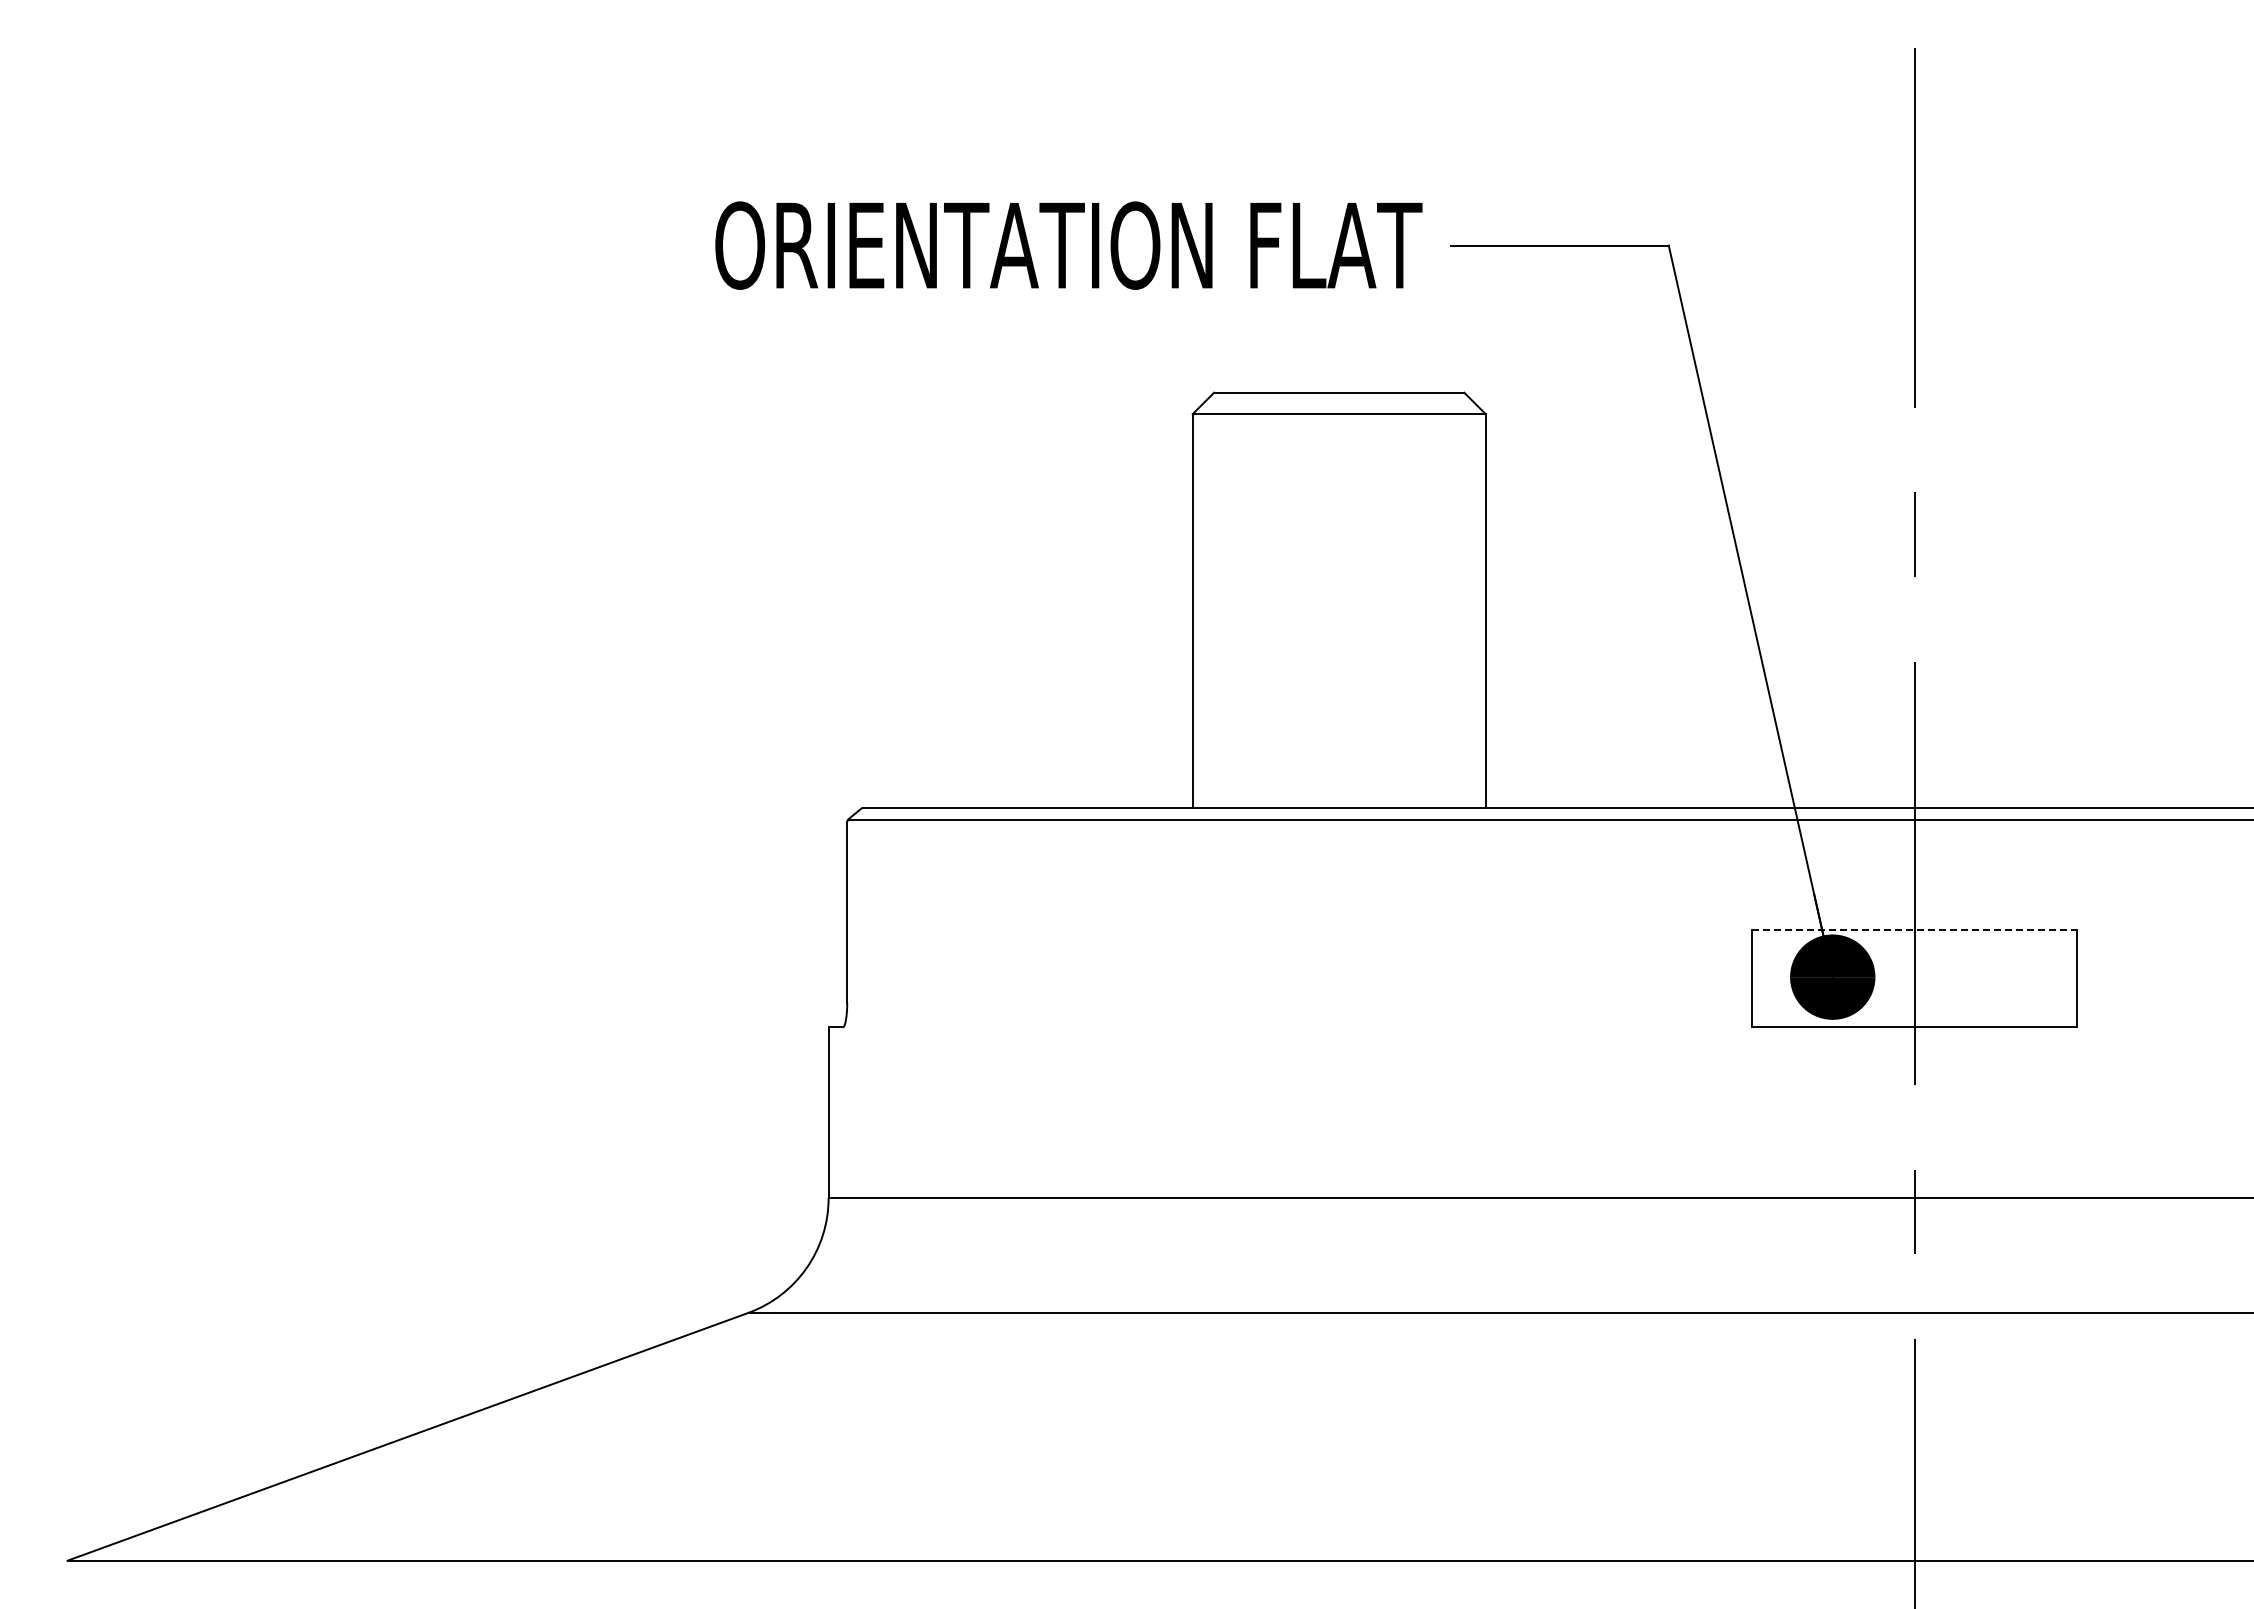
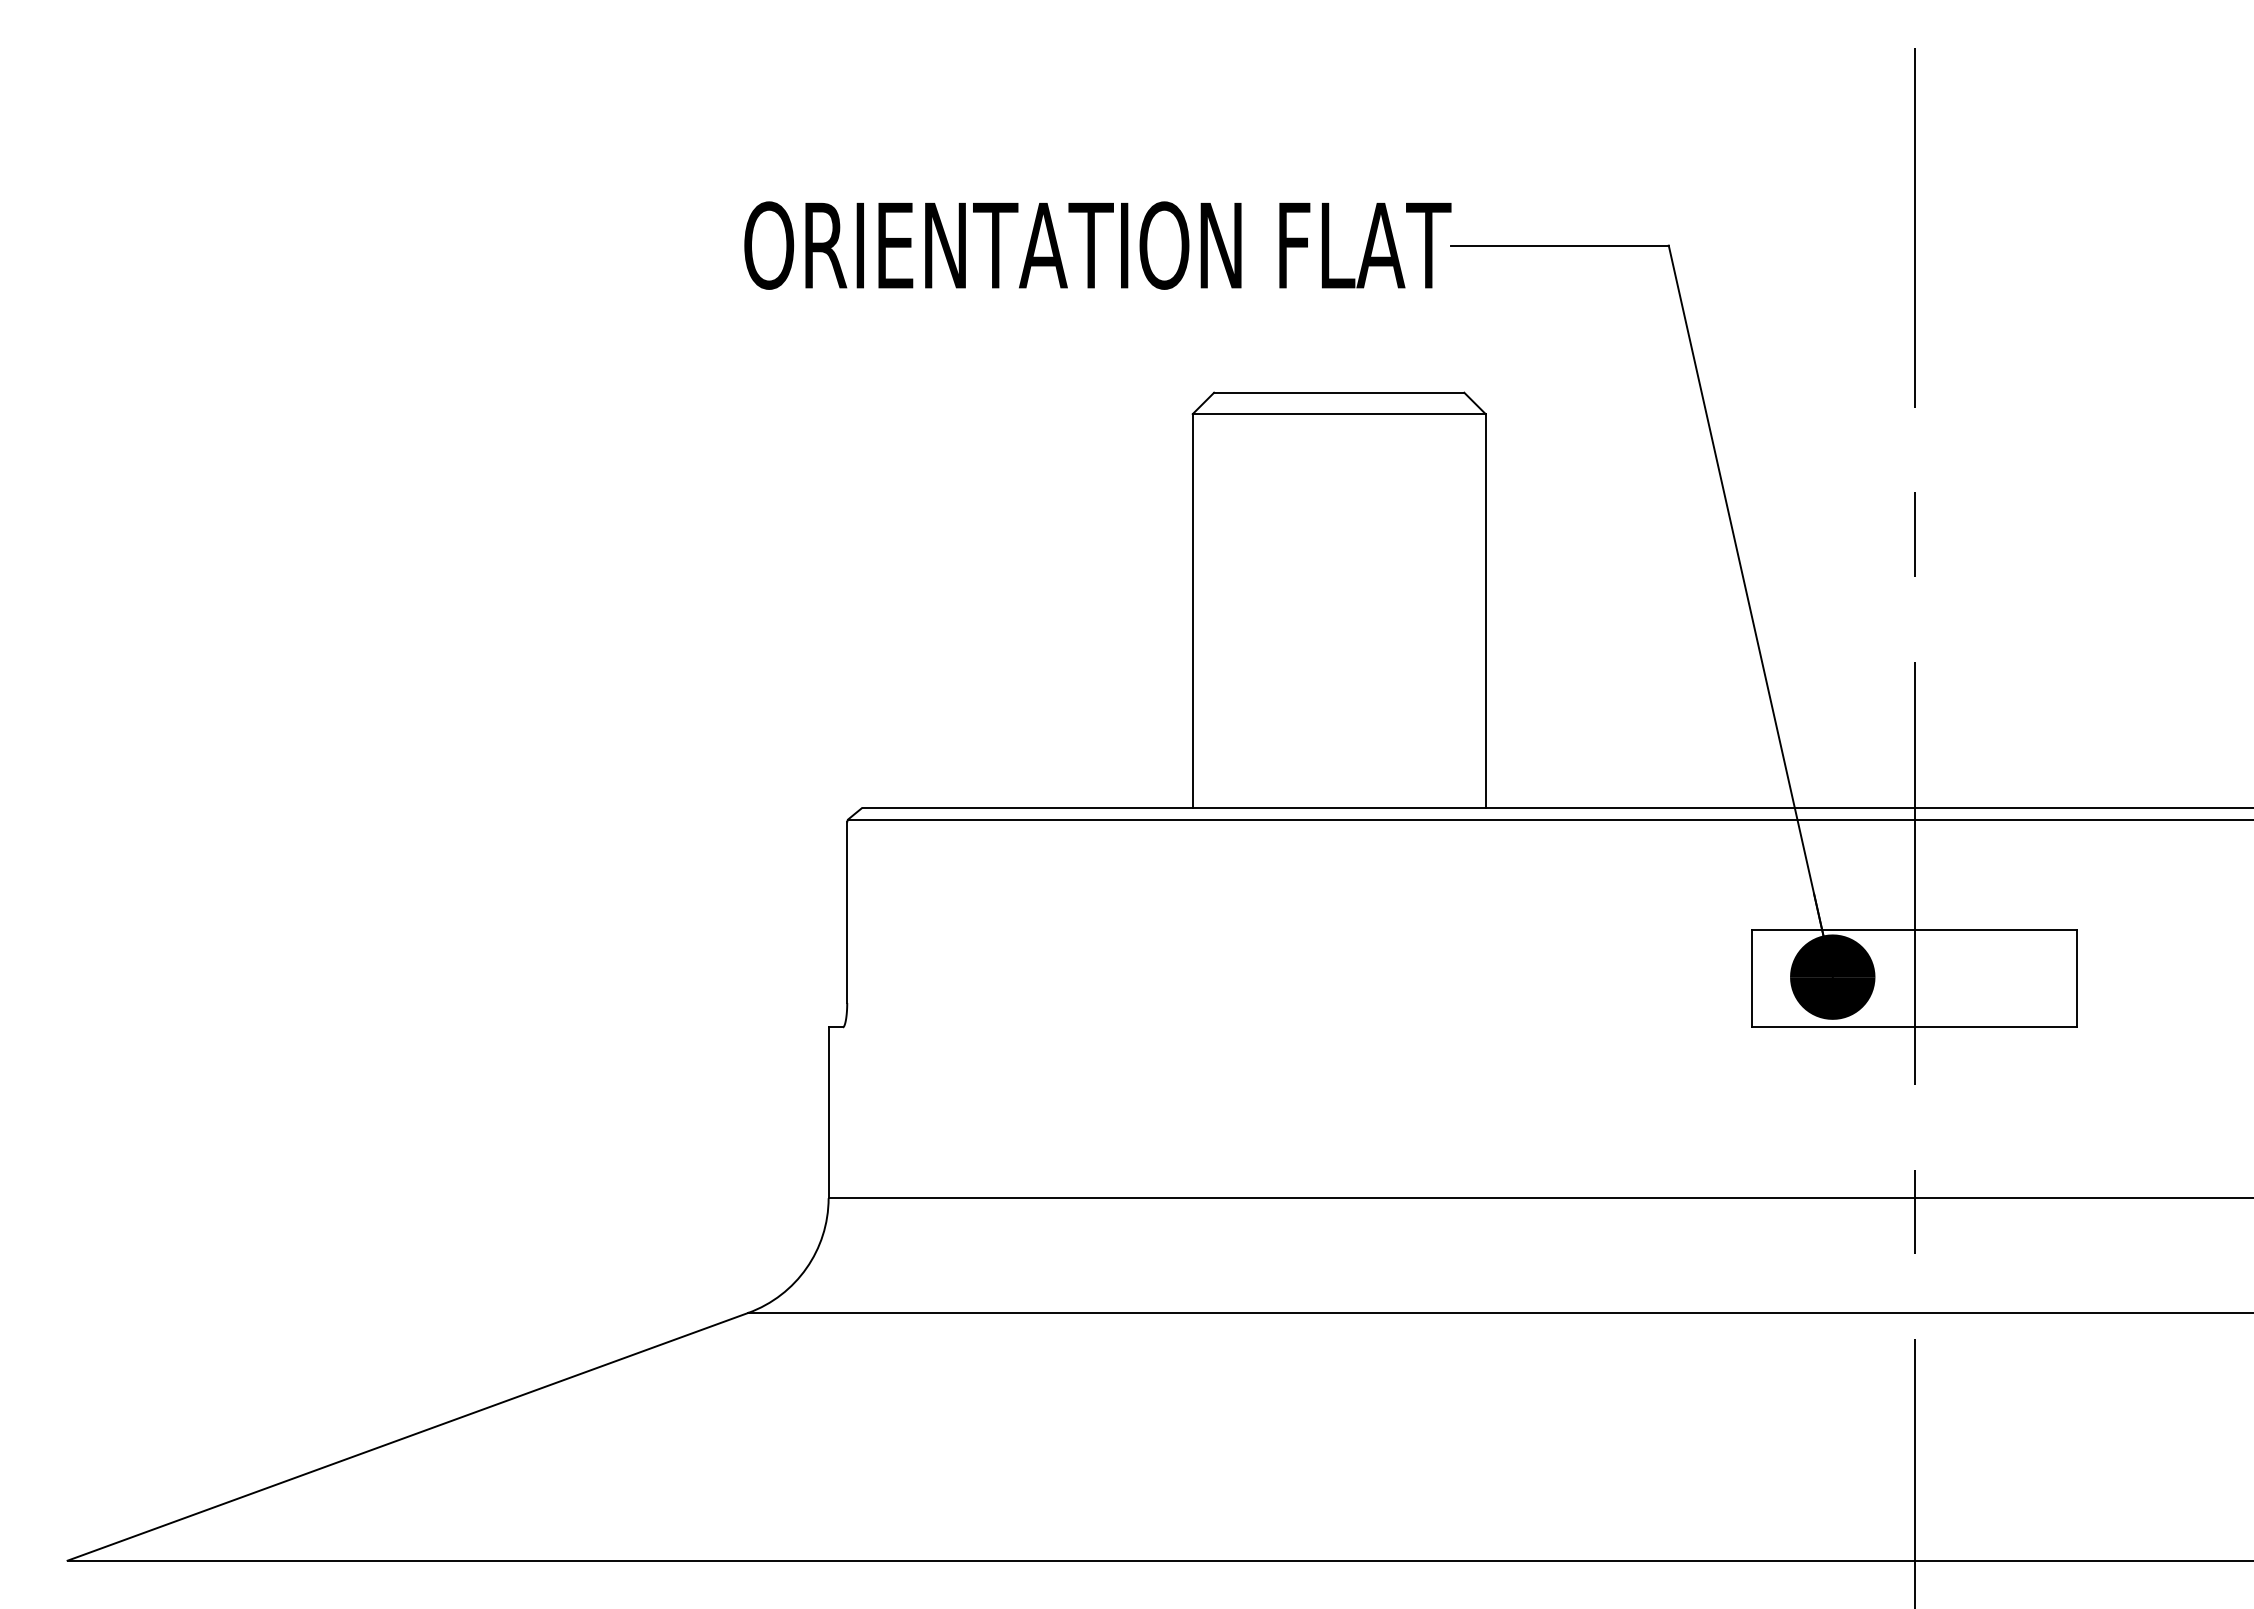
text position: (1068, 245) -> (1097, 245) (1097, 245)
line: dashed -> solid (1915, 929)
